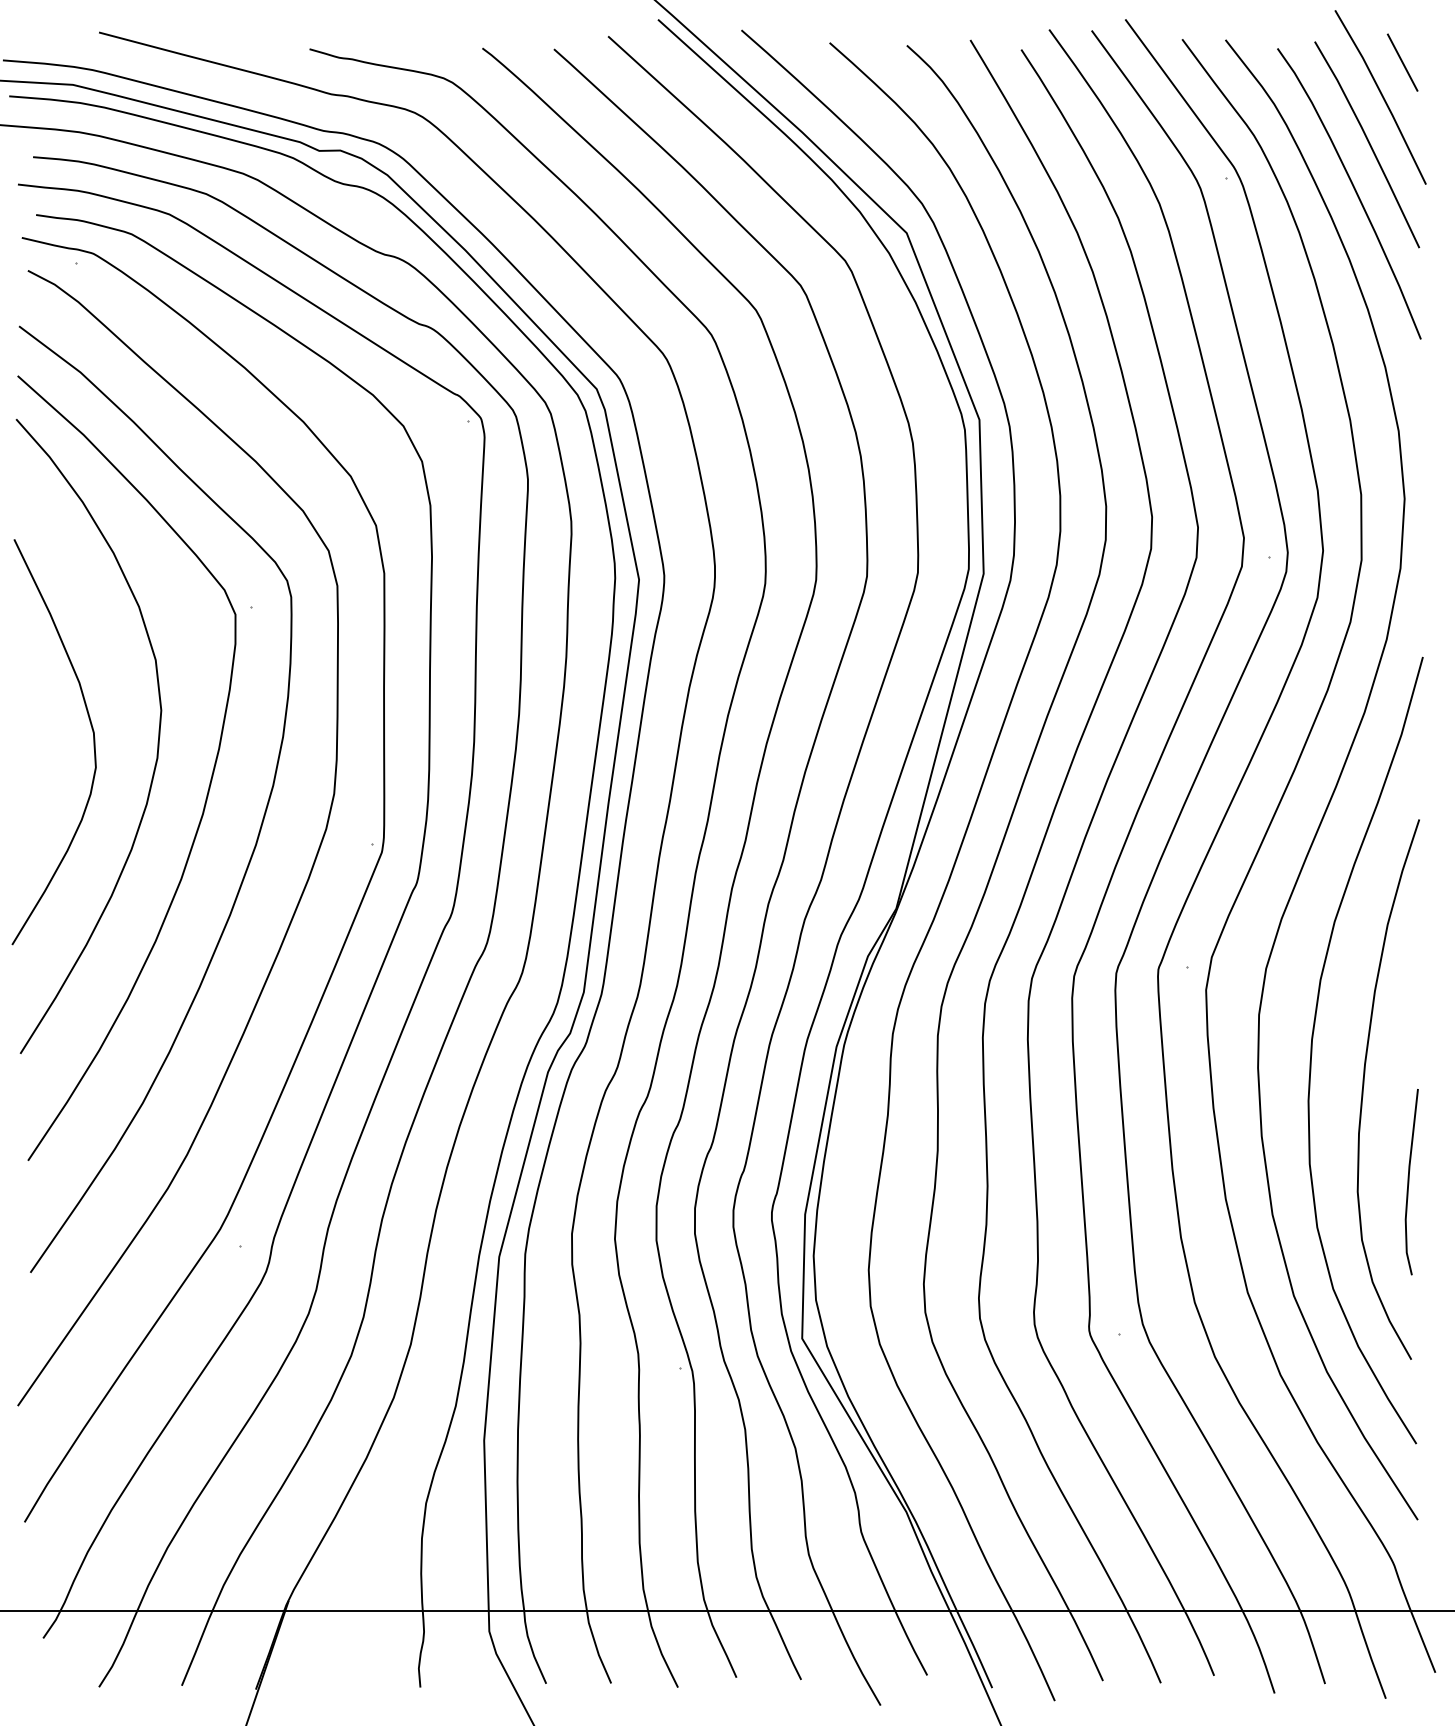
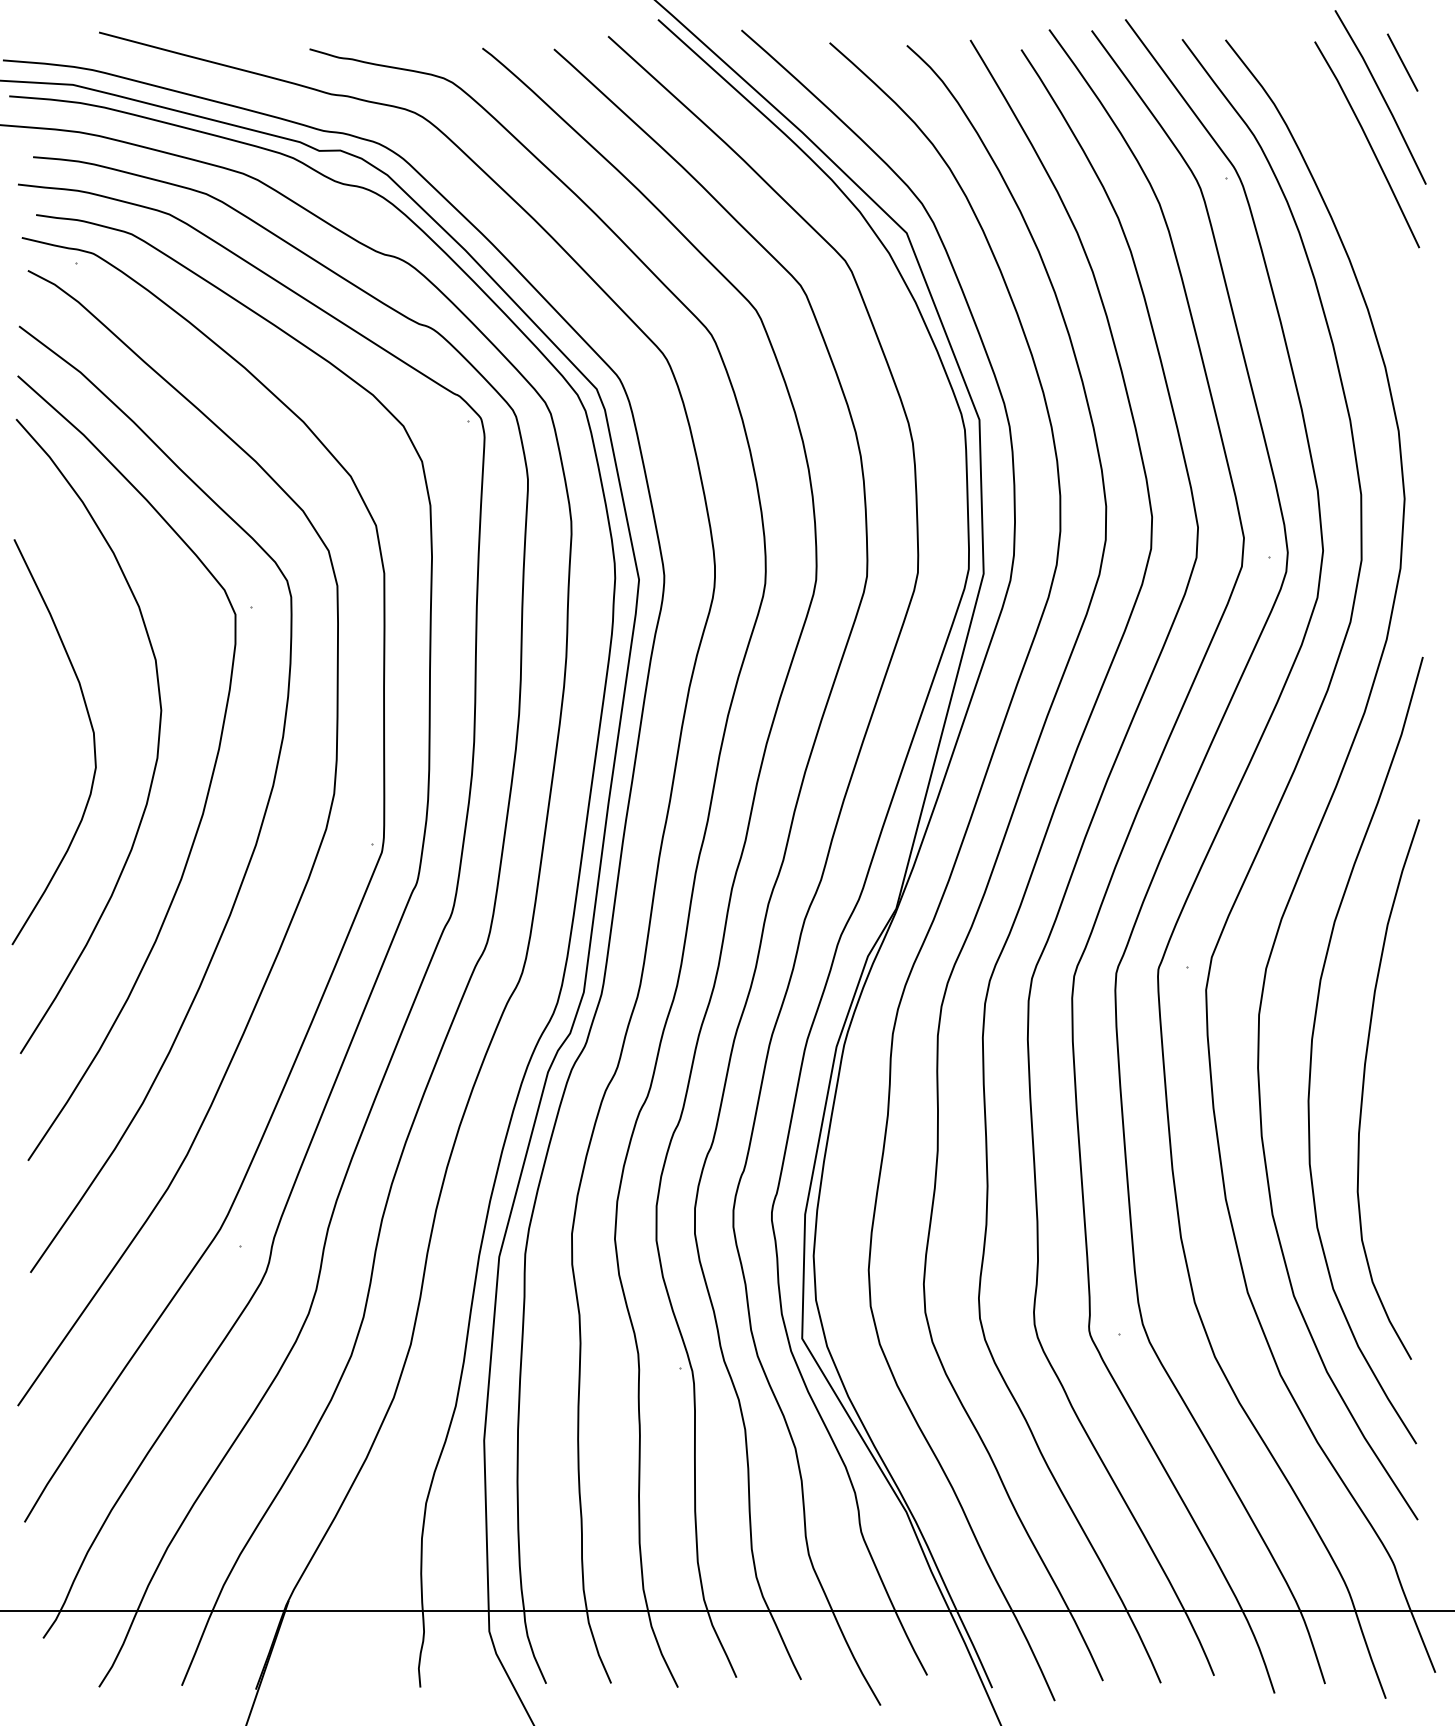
curve: present -> none (1354, 190)
line: present -> none (1409, 1182)
